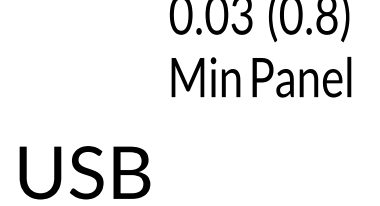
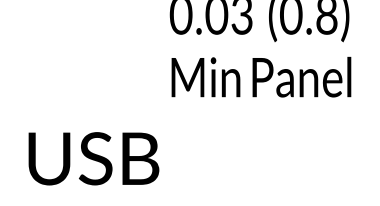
text position: (84, 172) -> (93, 158) (93, 158)
